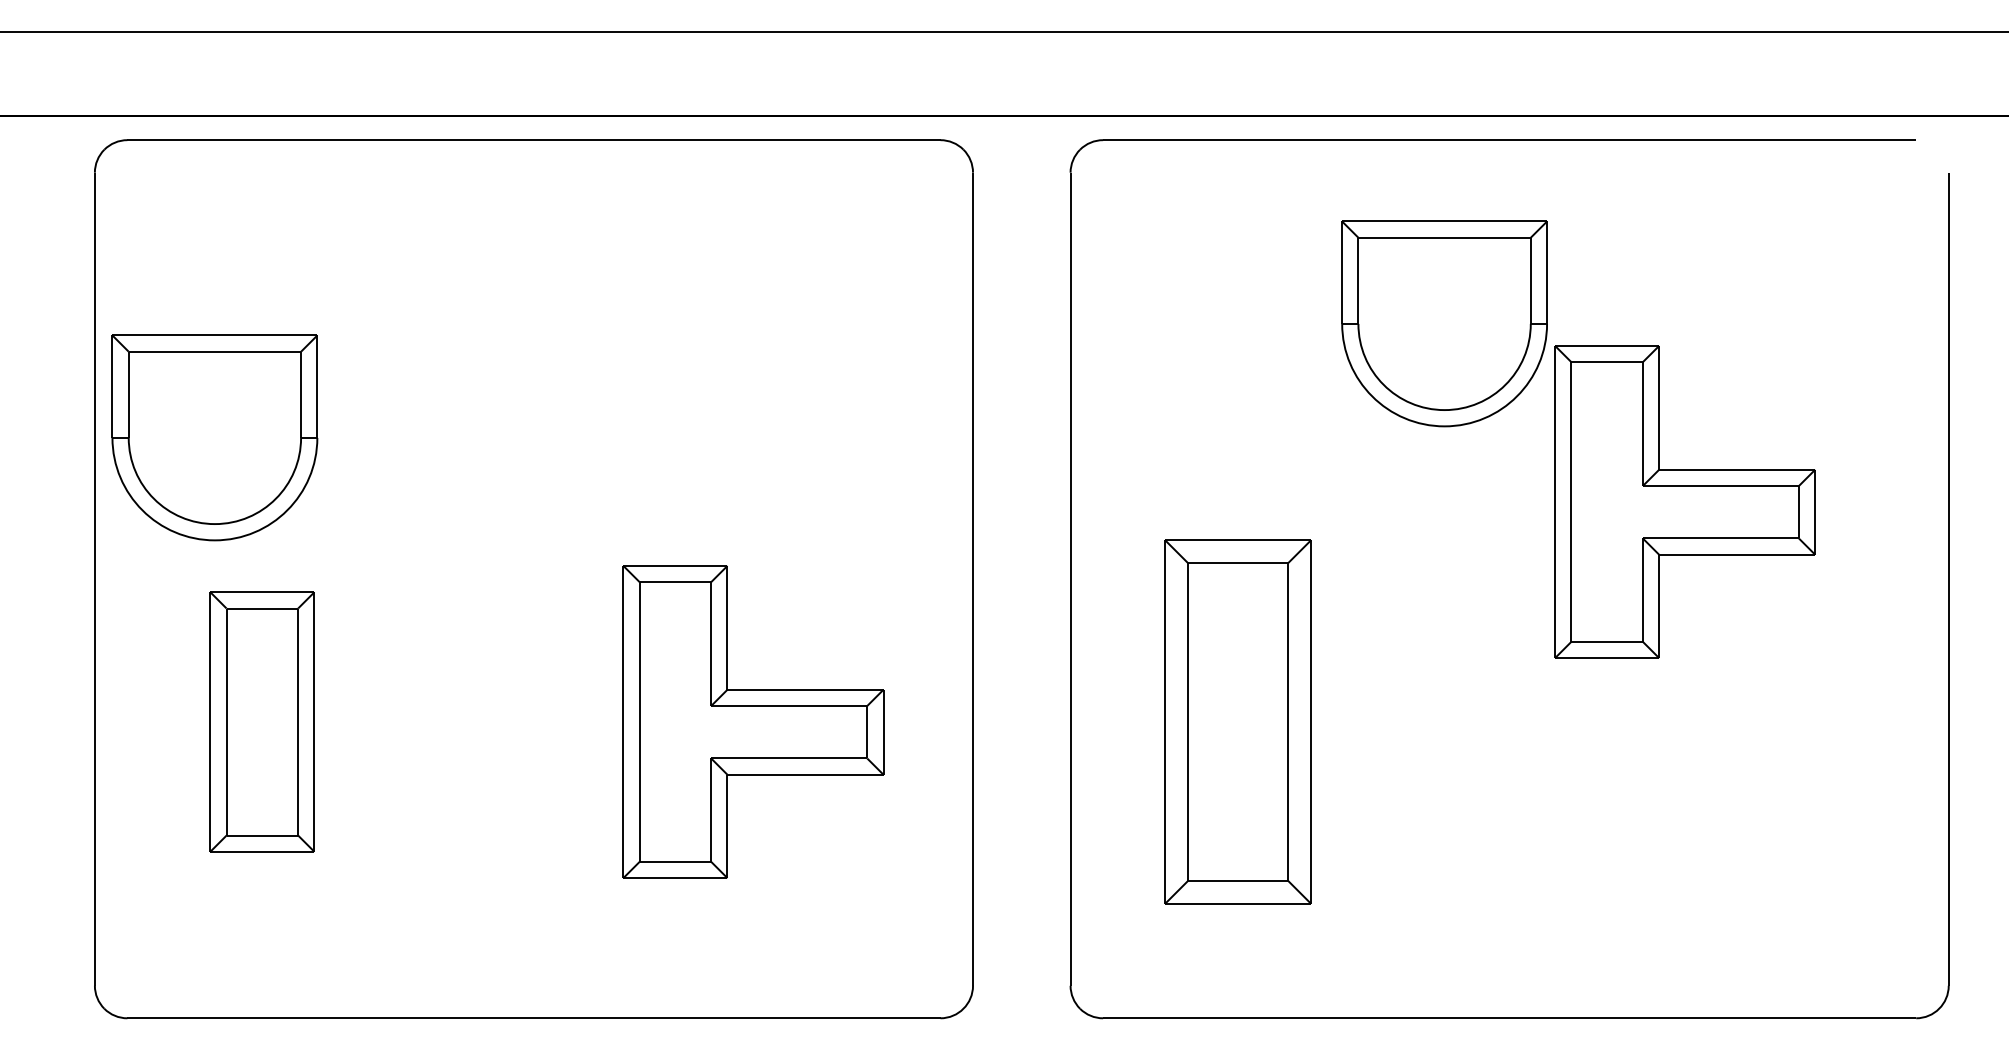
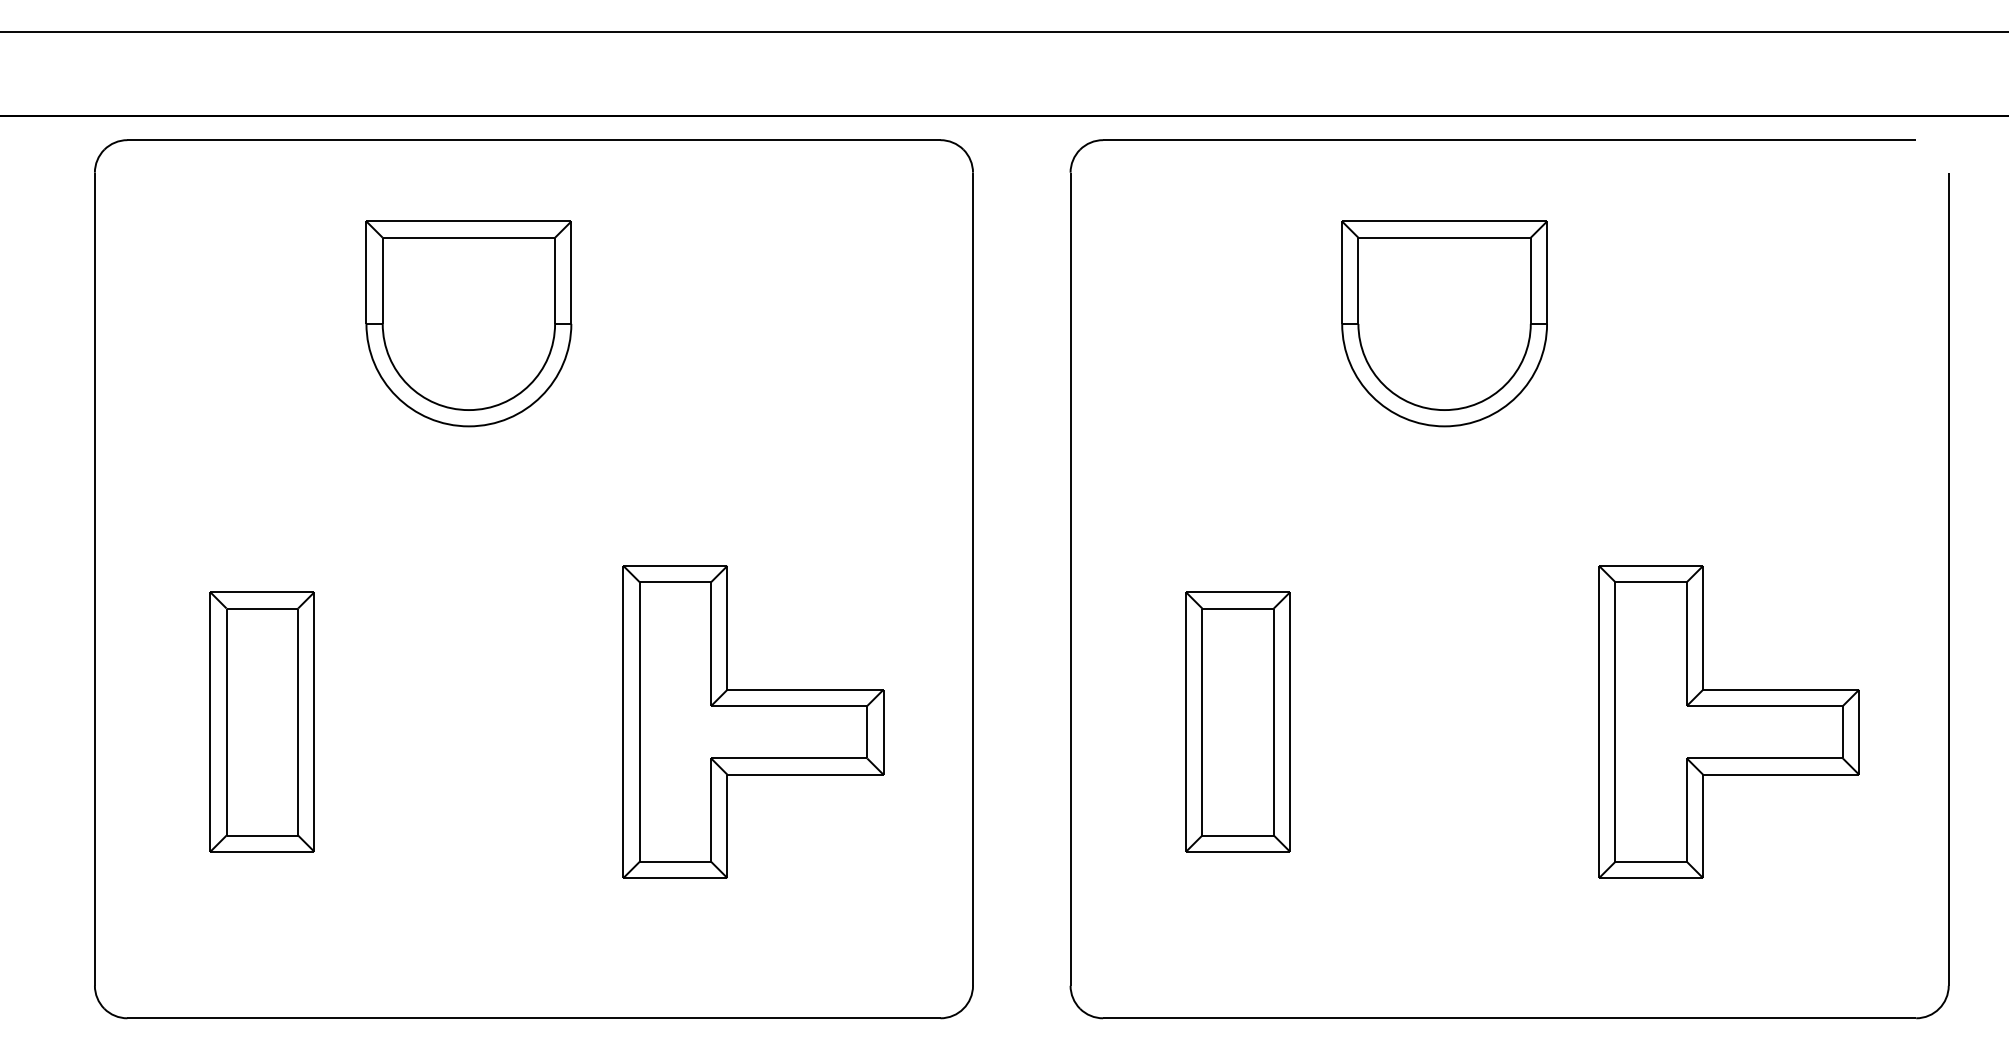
part position: (214, 437) -> (468, 323) (468, 323)
part position: (1684, 501) -> (1728, 721) (1728, 721)
part size: 148x366 px -> 106x262 px (1237, 721)
